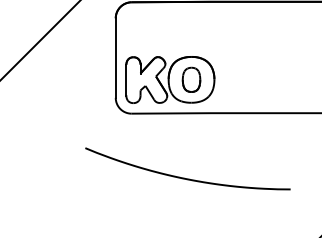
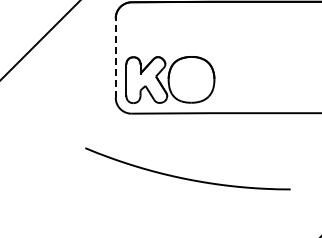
line: solid -> dashed (115, 58)
part: present -> none (191, 79)
